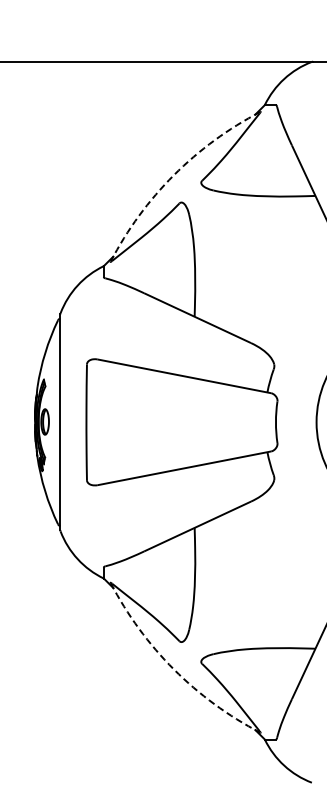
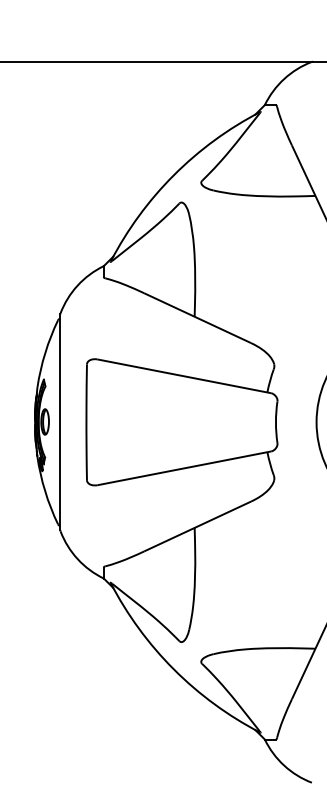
arc: dashed -> solid (173, 175)
arc: dashed -> solid (173, 669)
